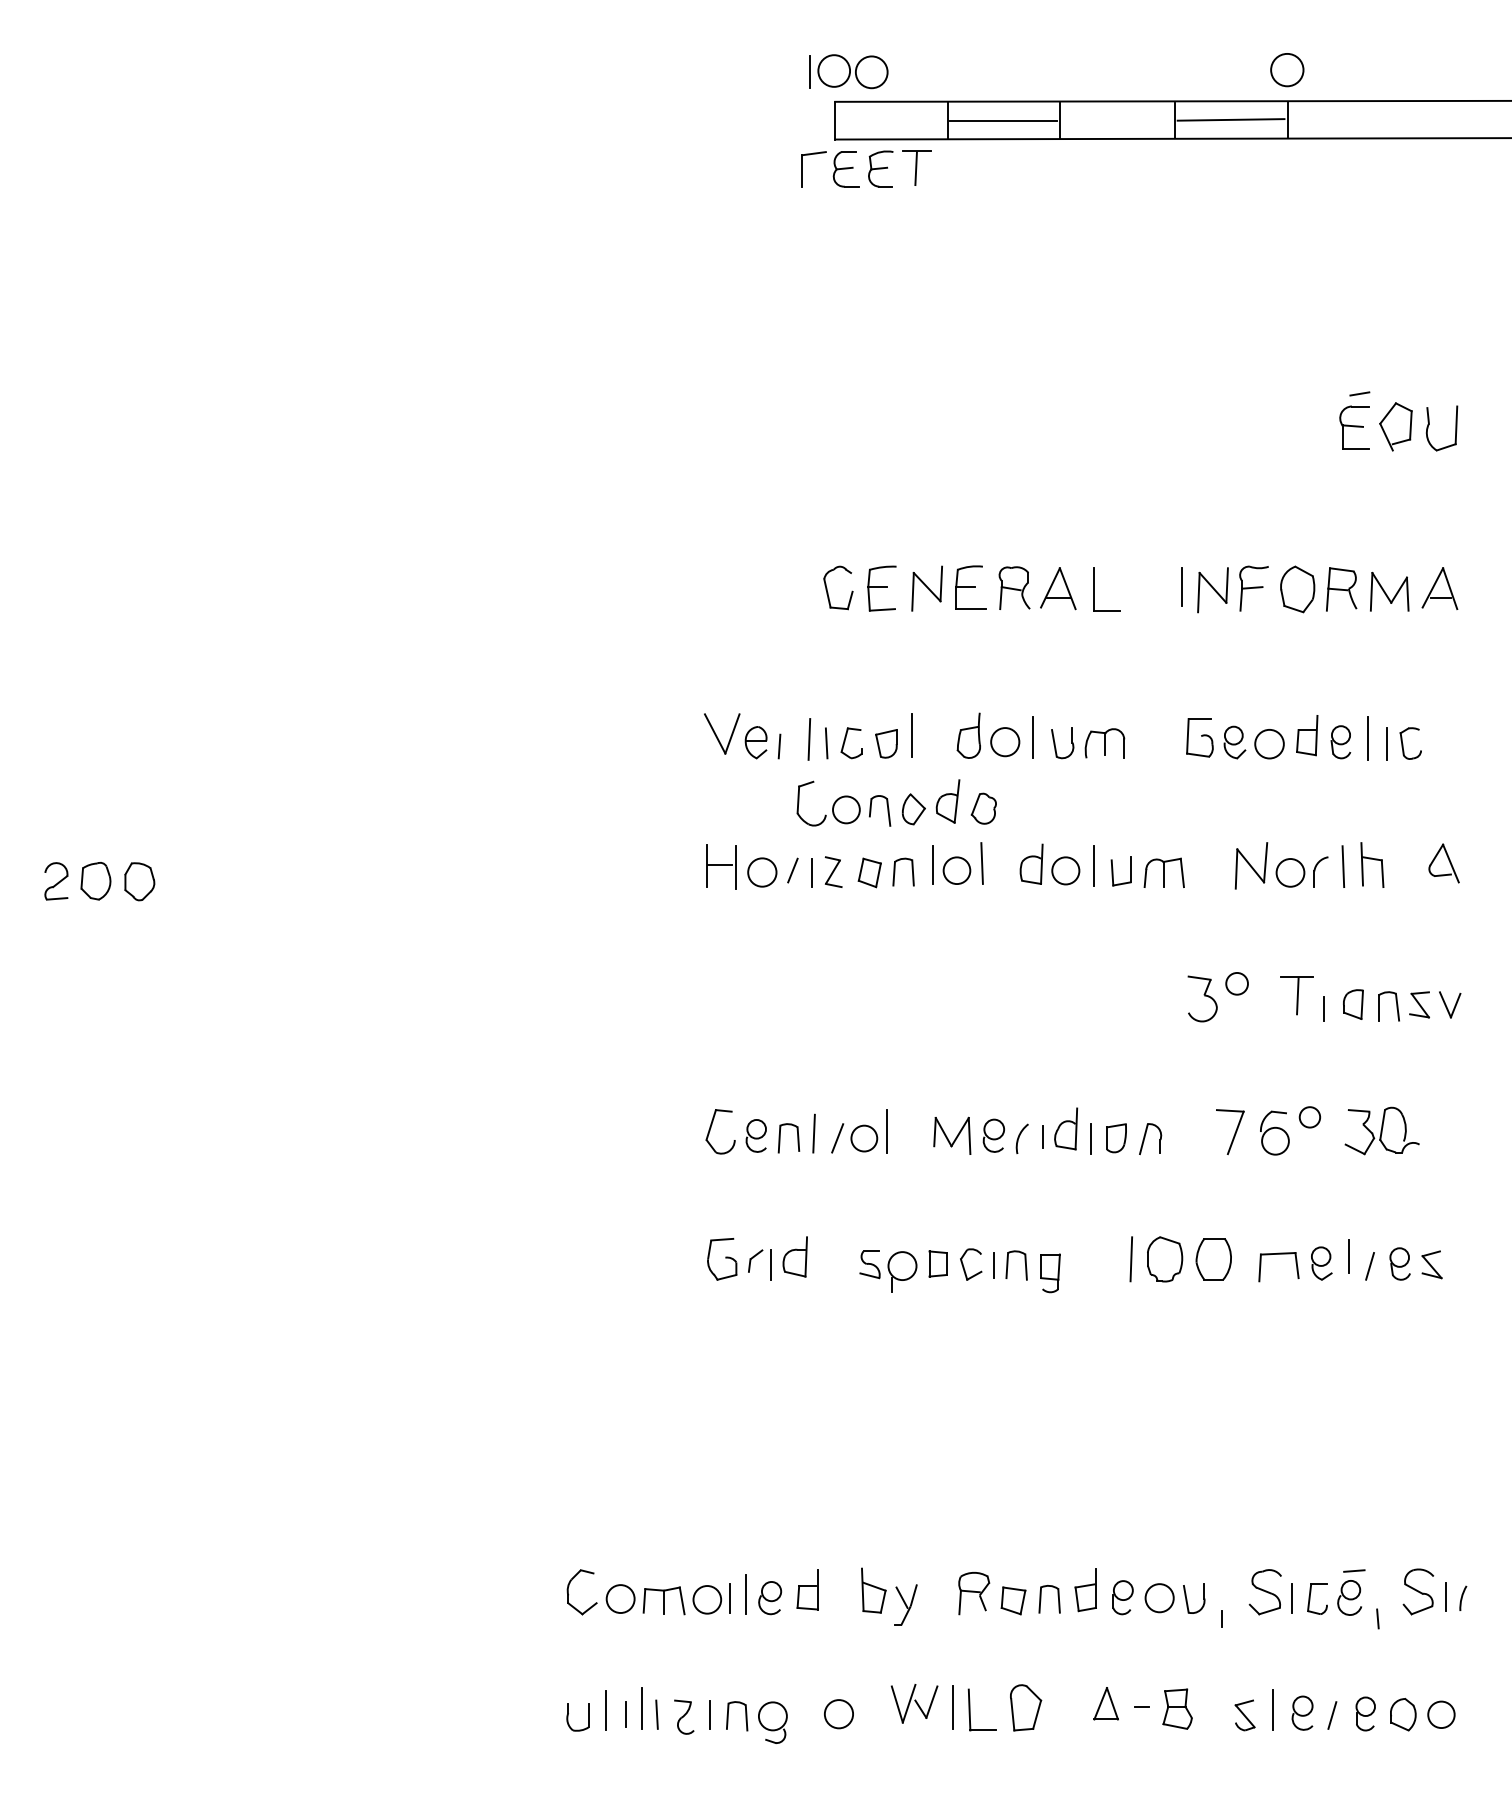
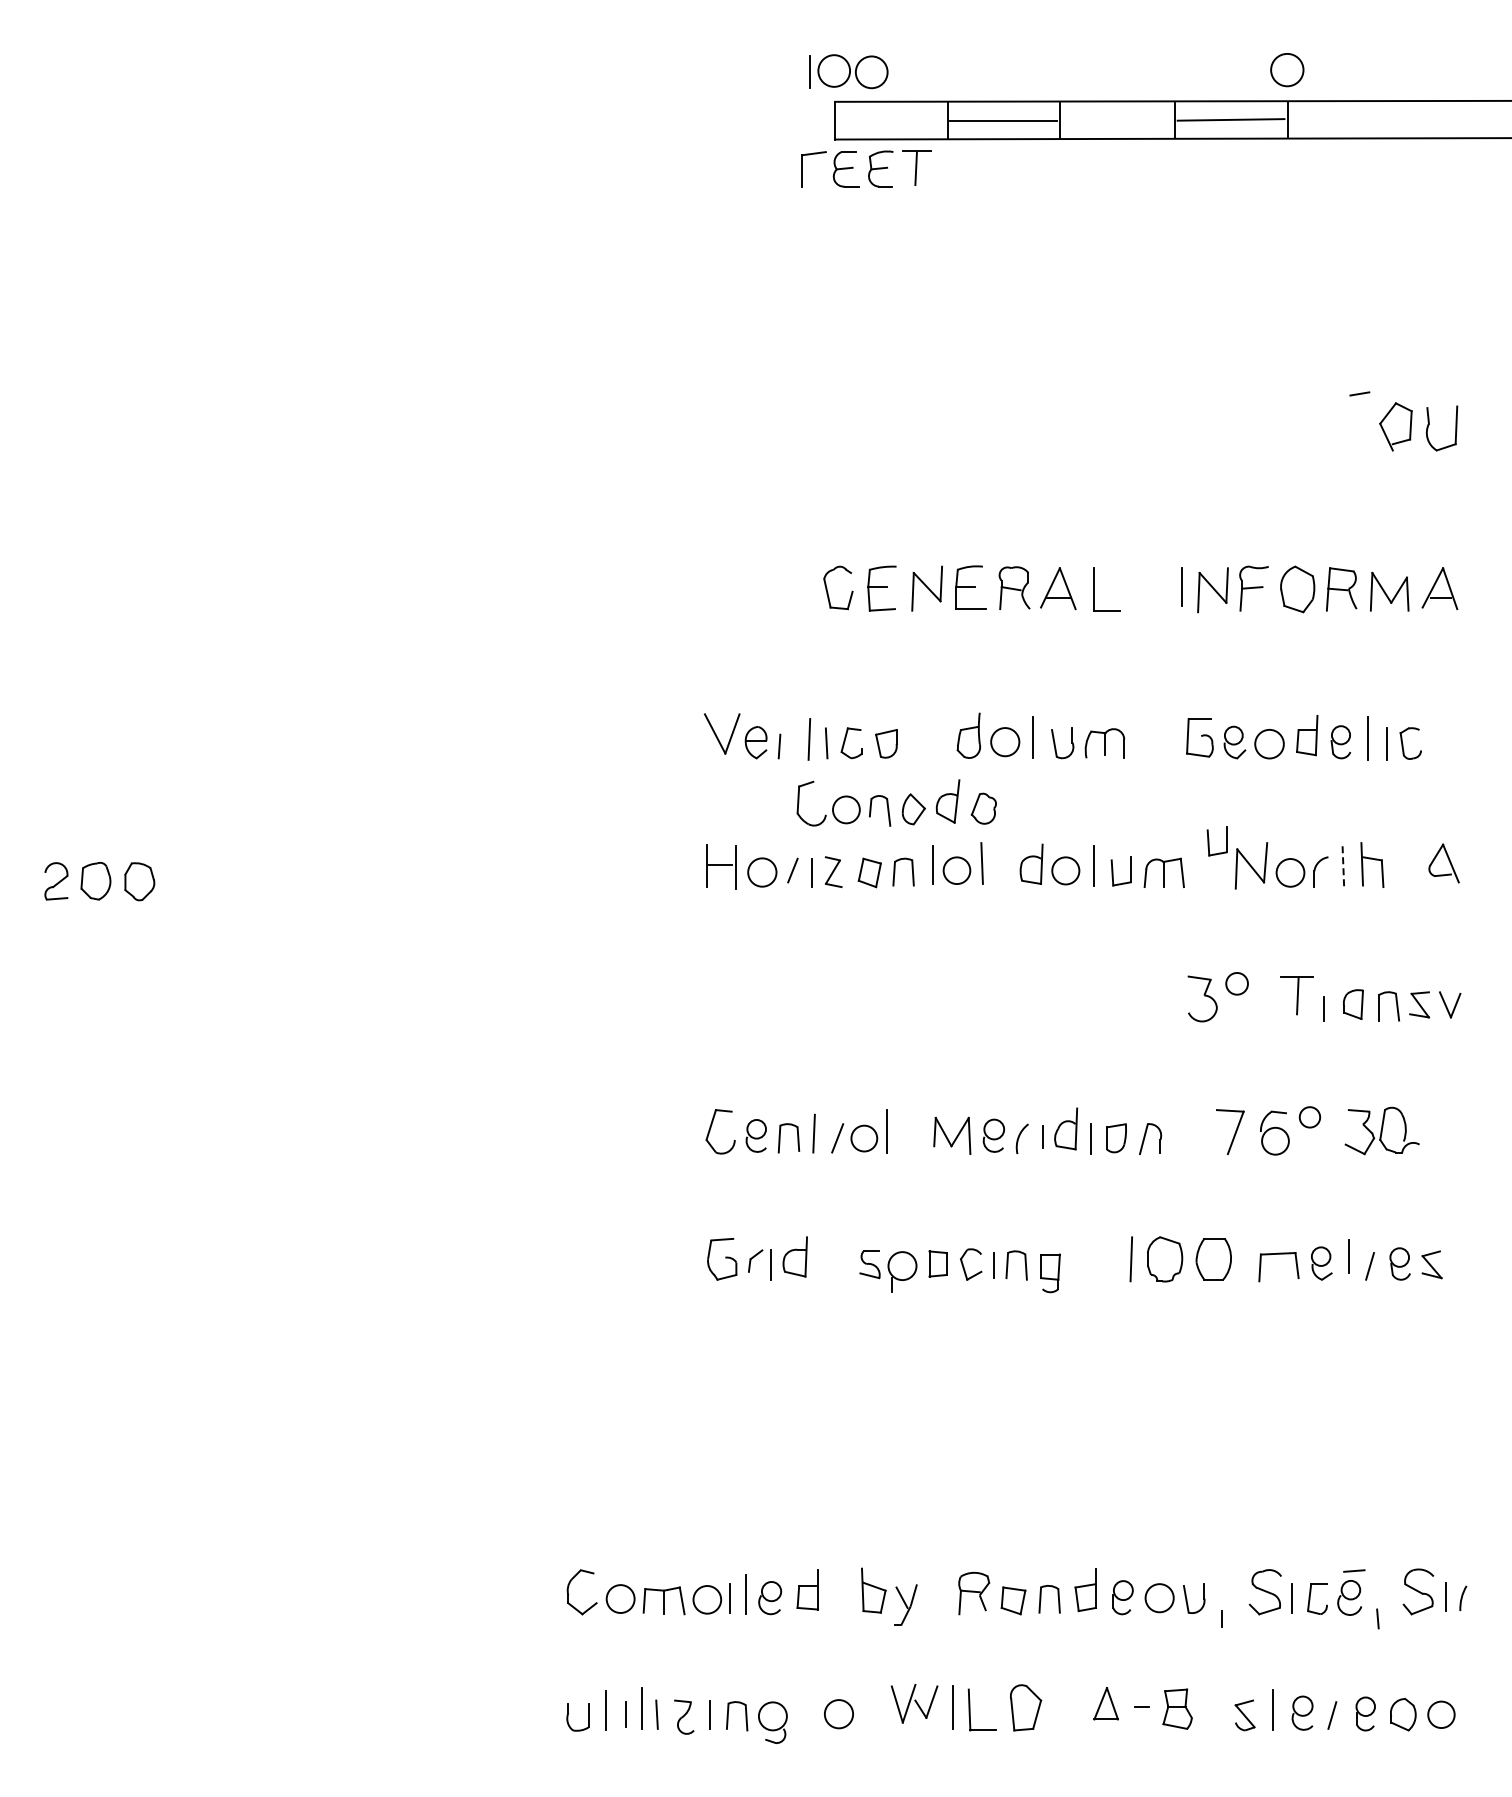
part: present -> none (1354, 427)
line: present -> none (912, 735)
part: none -> present (1209, 841)
line: solid -> dashed (1343, 867)
